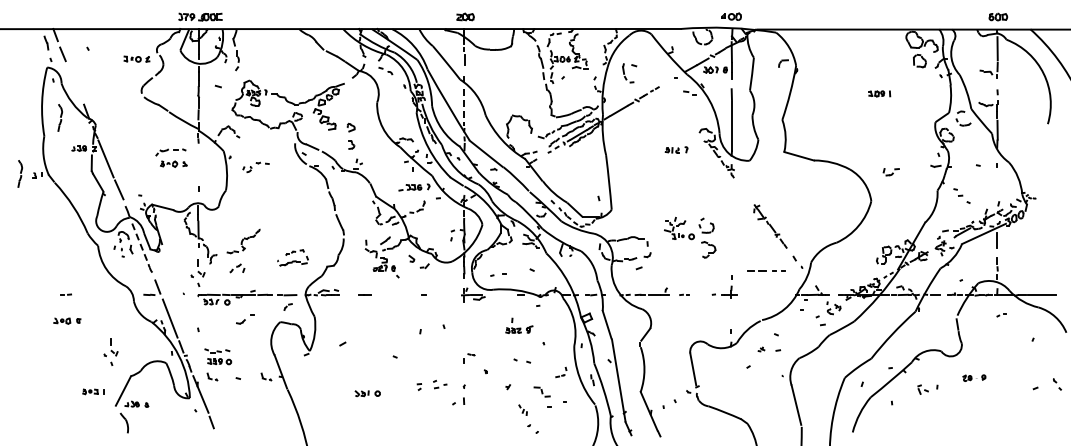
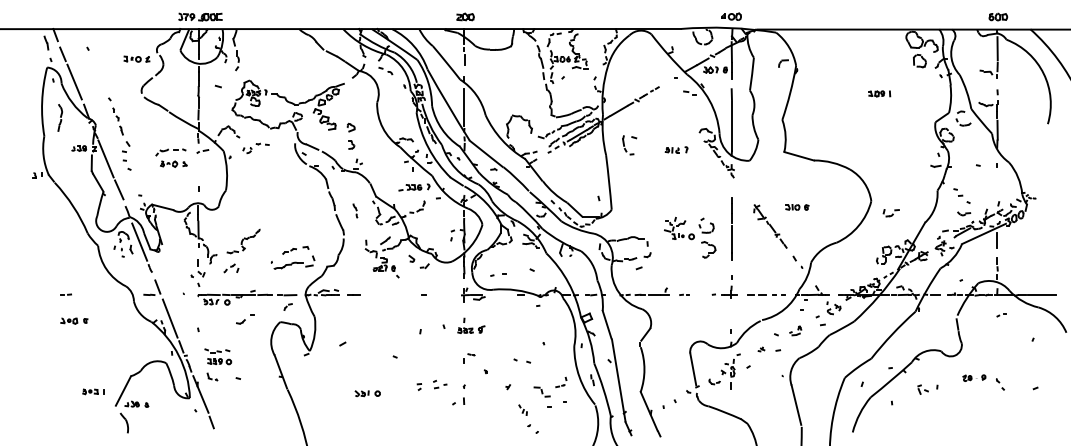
part position: (629, 73) -> (629, 145) (629, 145)
line: none -> present (74, 81)
line: dashed -> solid (464, 107)
part: none -> present (119, 133)
part: none -> present (202, 151)
part position: (255, 167) -> (255, 148) (255, 148)
part position: (890, 172) -> (890, 213) (890, 213)
part: present -> none (19, 173)
part: none -> present (797, 207)
part: none -> present (355, 210)
part: none -> present (964, 213)
line: none -> present (731, 228)
line: dashed -> solid (139, 242)
part size: 32x18 px -> 46x24 px (292, 257)
part position: (237, 268) -> (231, 268) (231, 268)
line position: (766, 270) -> (766, 294) (766, 294)
line position: (364, 294) -> (353, 294) (353, 294)
part position: (67, 320) -> (74, 320) (74, 320)
part position: (519, 325) -> (471, 325) (471, 325)
part: none -> present (795, 330)
part: present -> none (110, 351)
part: none -> present (724, 371)
part position: (561, 372) -> (561, 382) (561, 382)
part: present -> none (266, 376)
part position: (1057, 384) -> (1000, 384) (1000, 384)
